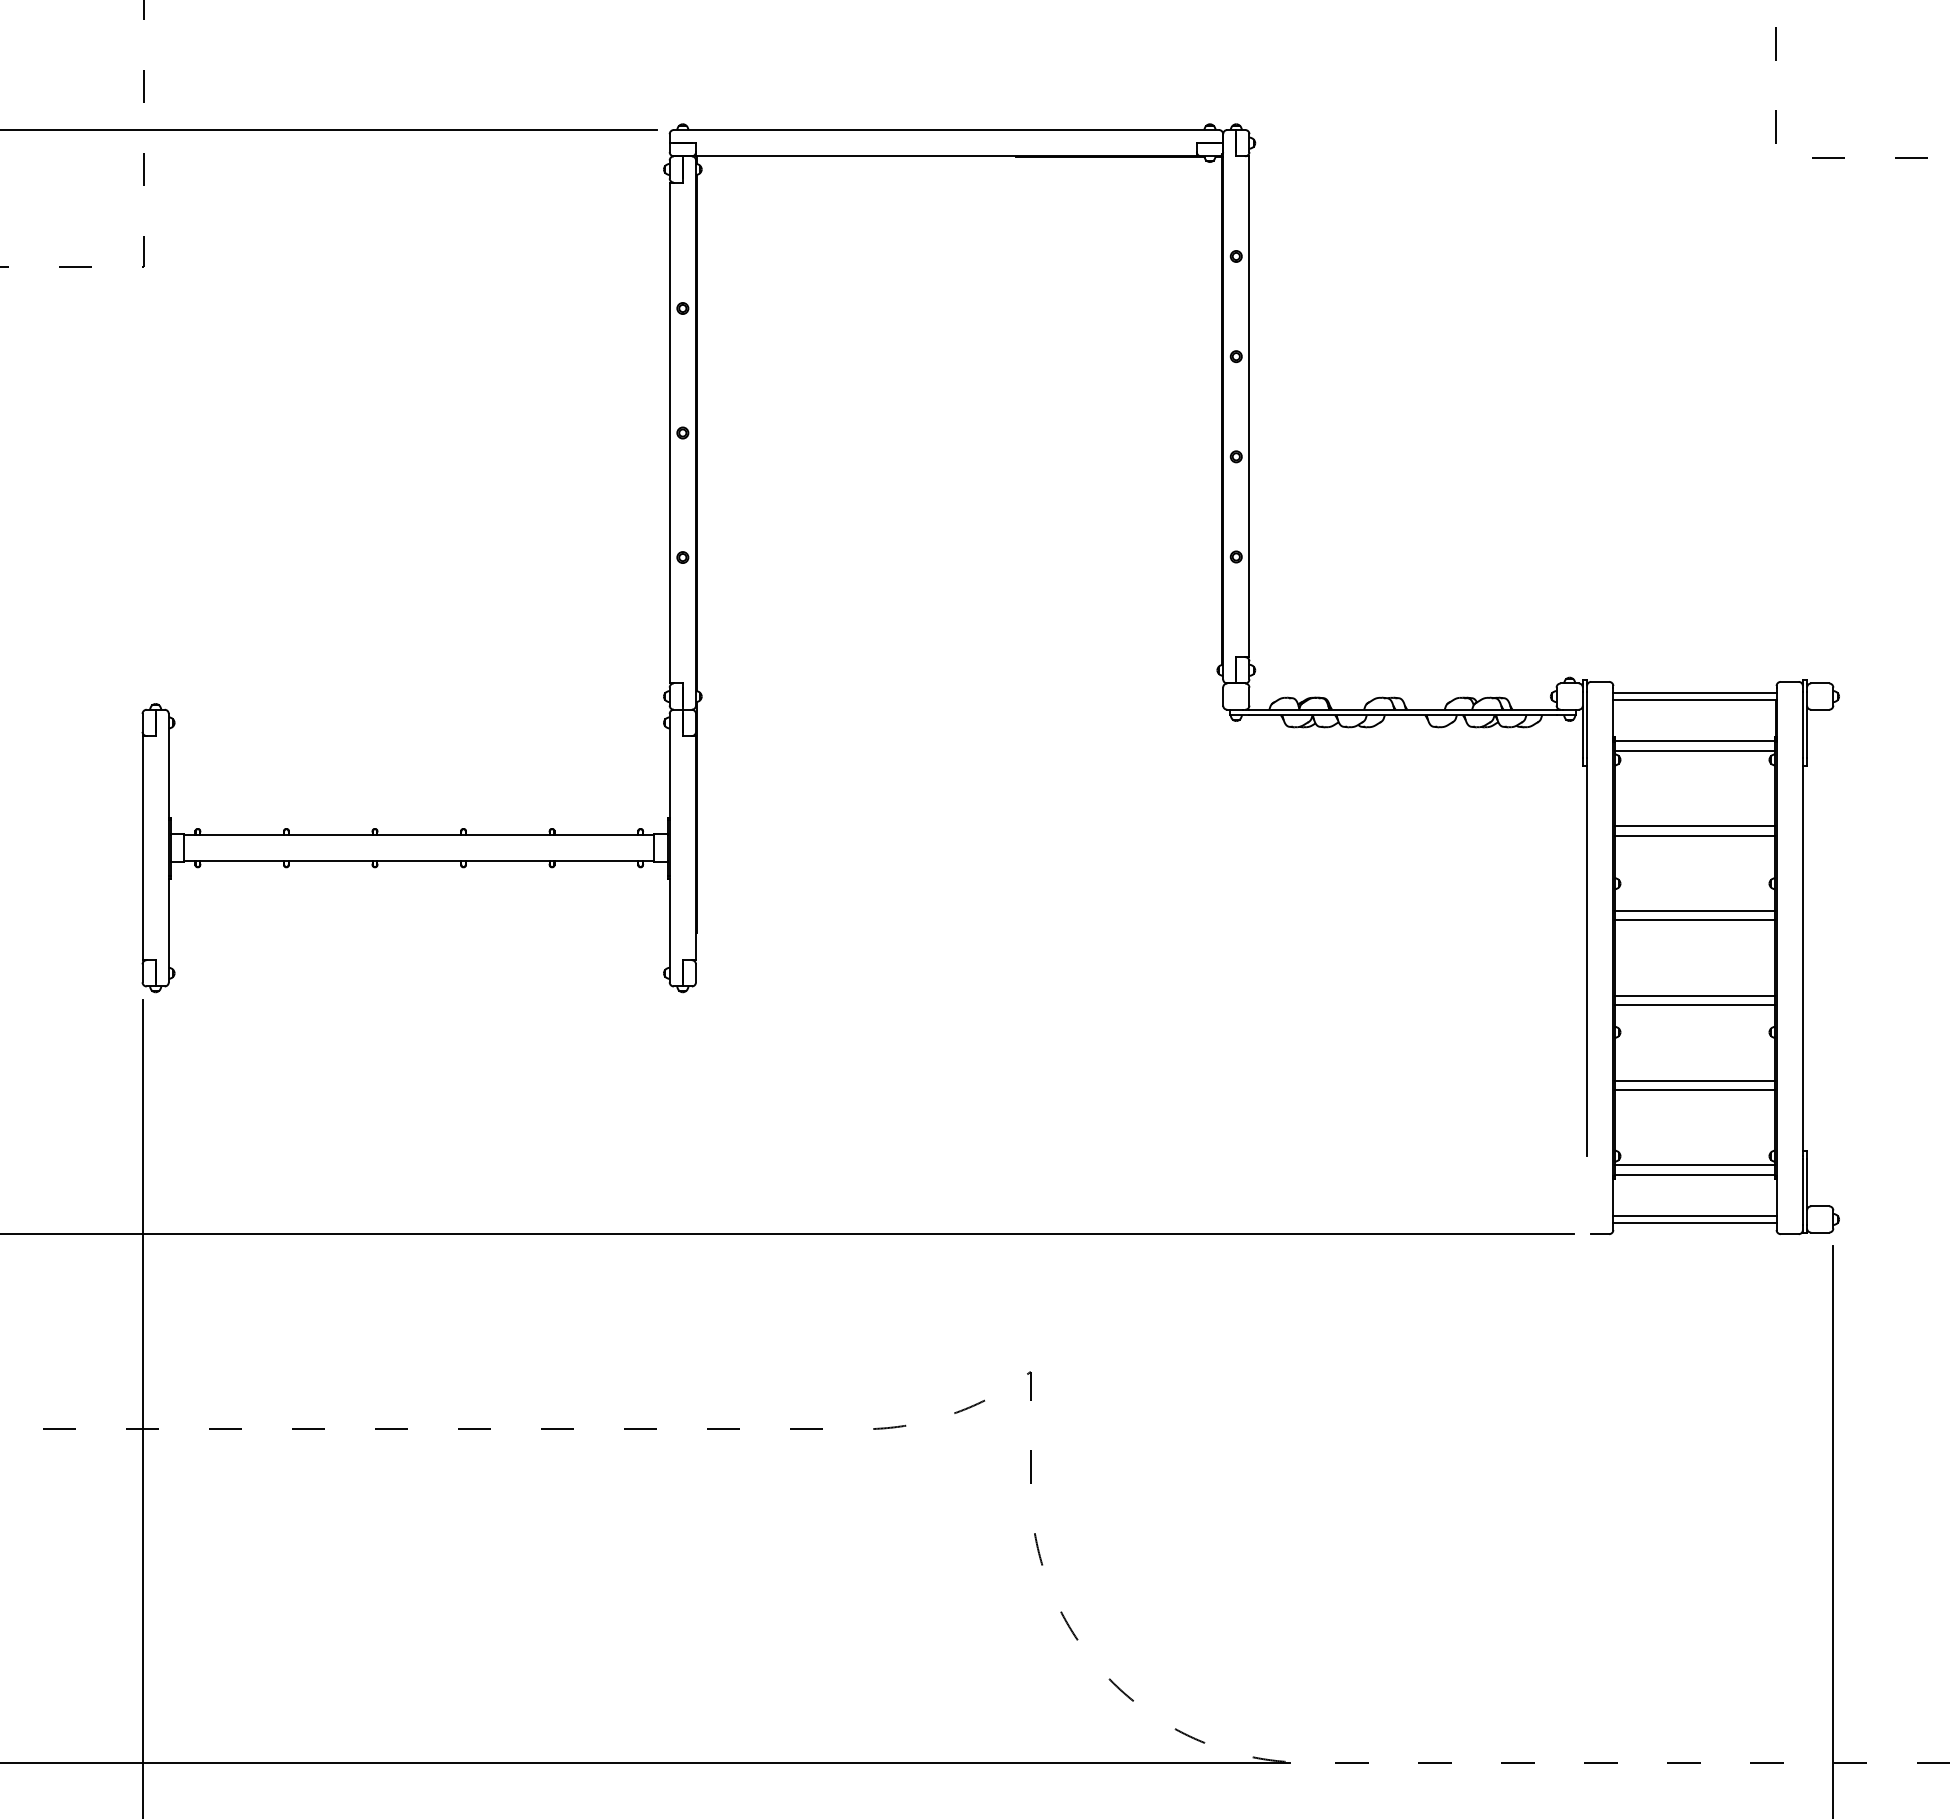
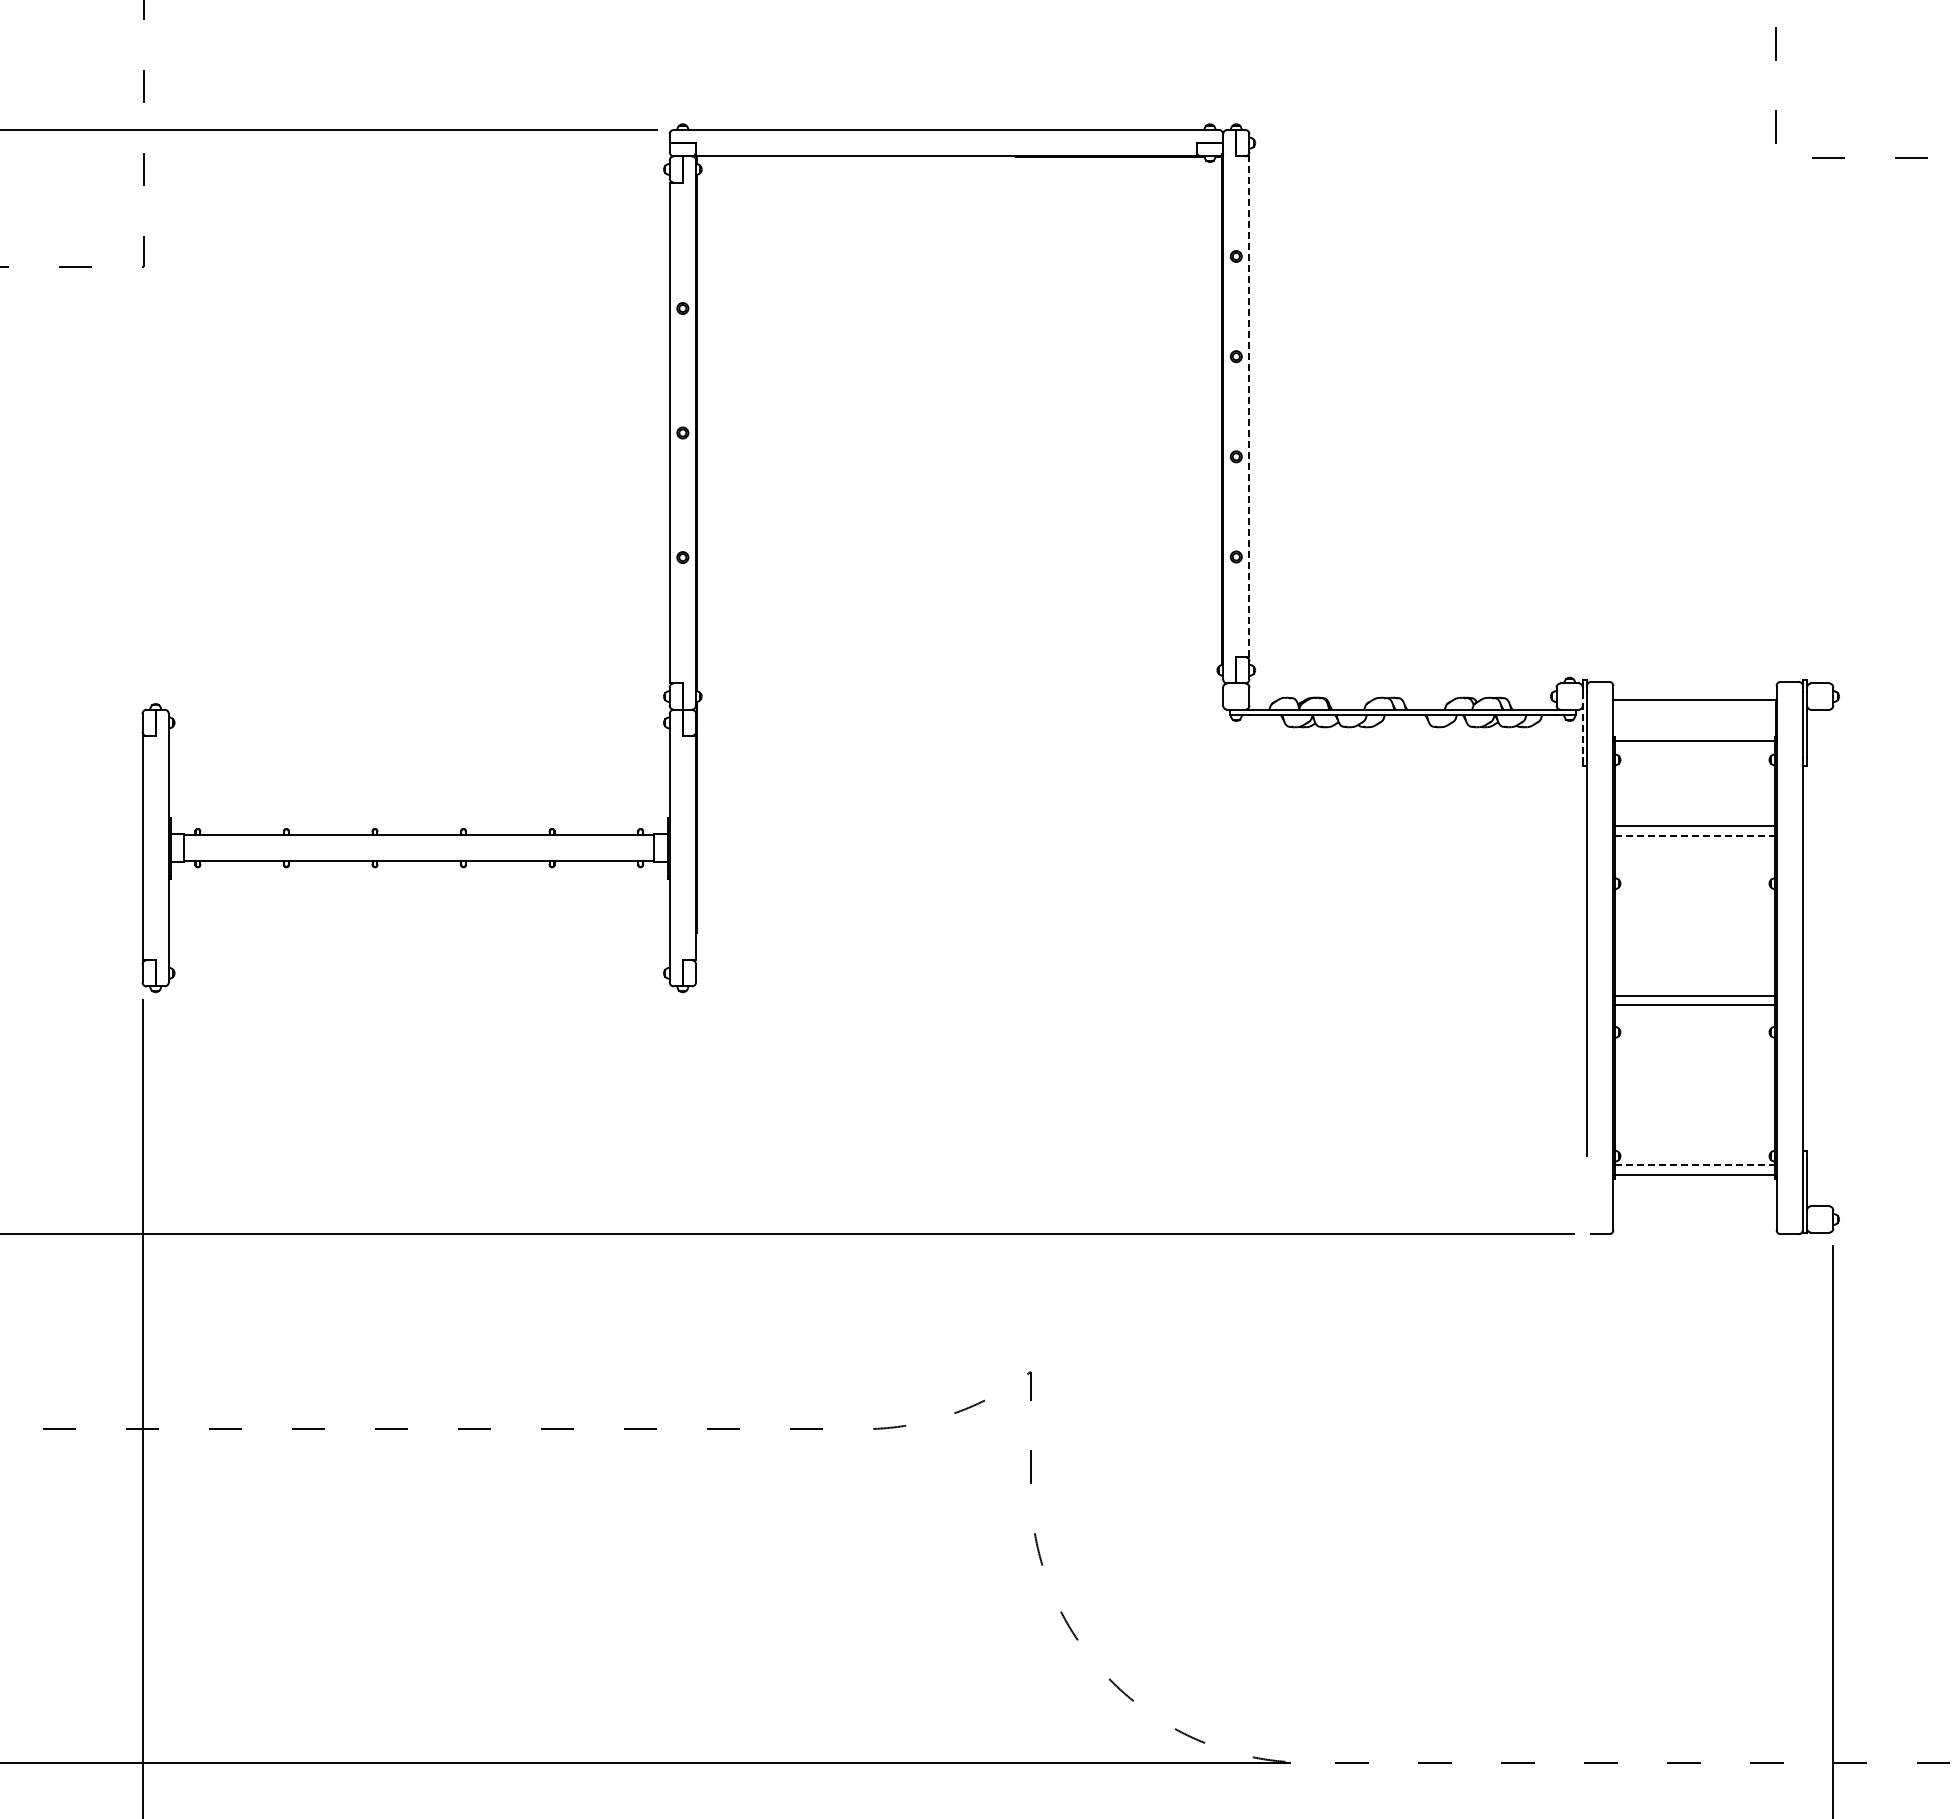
line: solid -> dashed (1249, 406)
line: present -> none (1694, 692)
line: solid -> dashed (1582, 725)
line: present -> none (1694, 750)
line: solid -> dashed (1695, 835)
line: present -> none (1694, 911)
line: present -> none (1694, 920)
line: present -> none (1694, 1080)
line: present -> none (1694, 1089)
line: solid -> dashed (1695, 1165)
line: present -> none (1694, 1215)
line: present -> none (1694, 1223)
